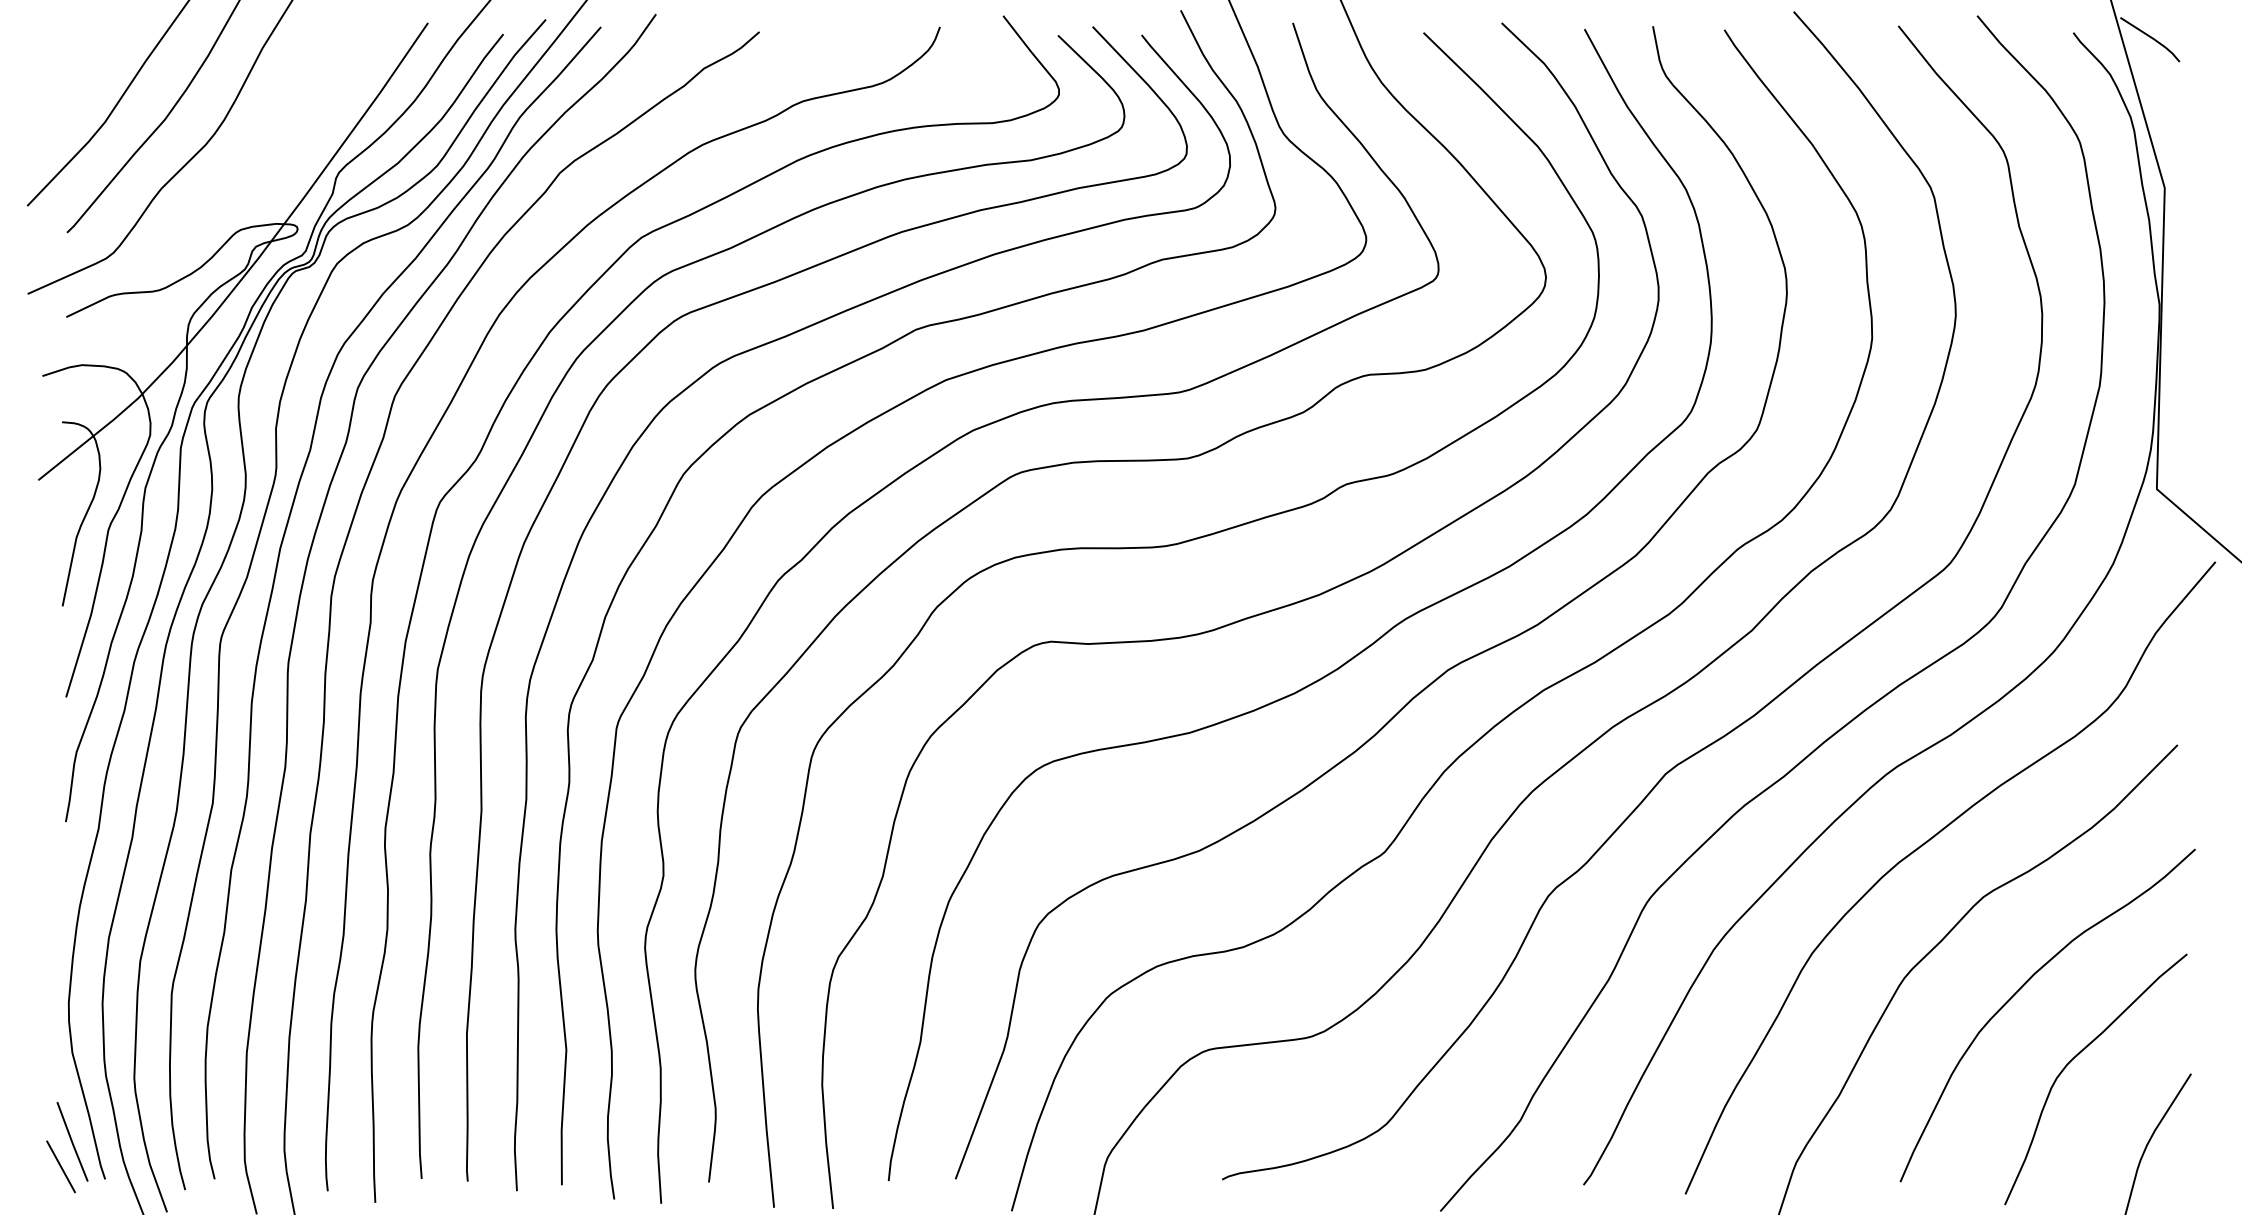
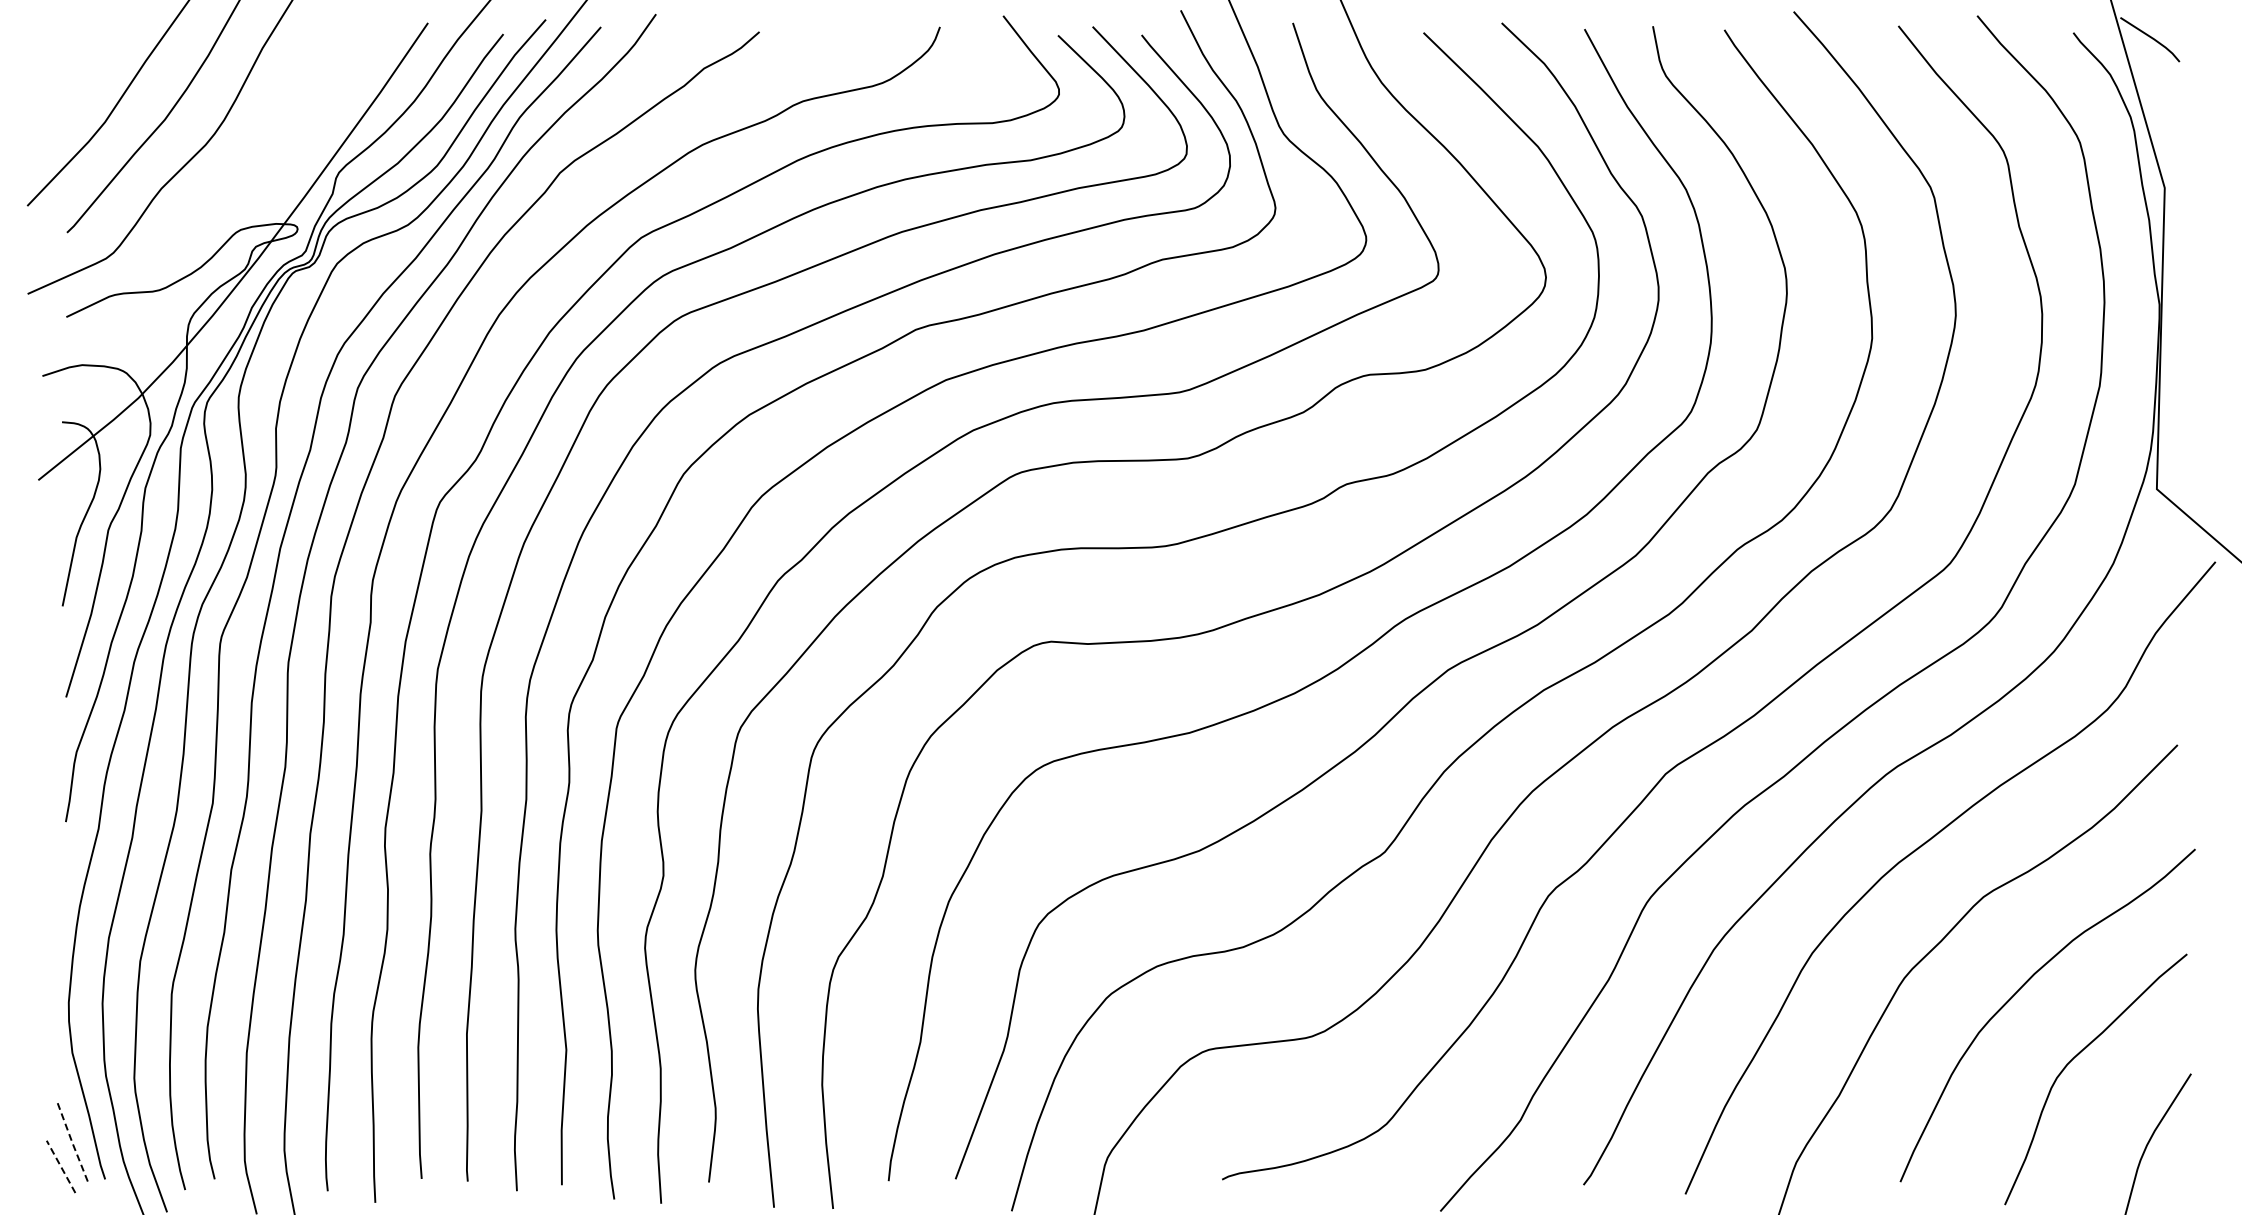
line: solid -> dashed (72, 1142)
line: solid -> dashed (61, 1166)
